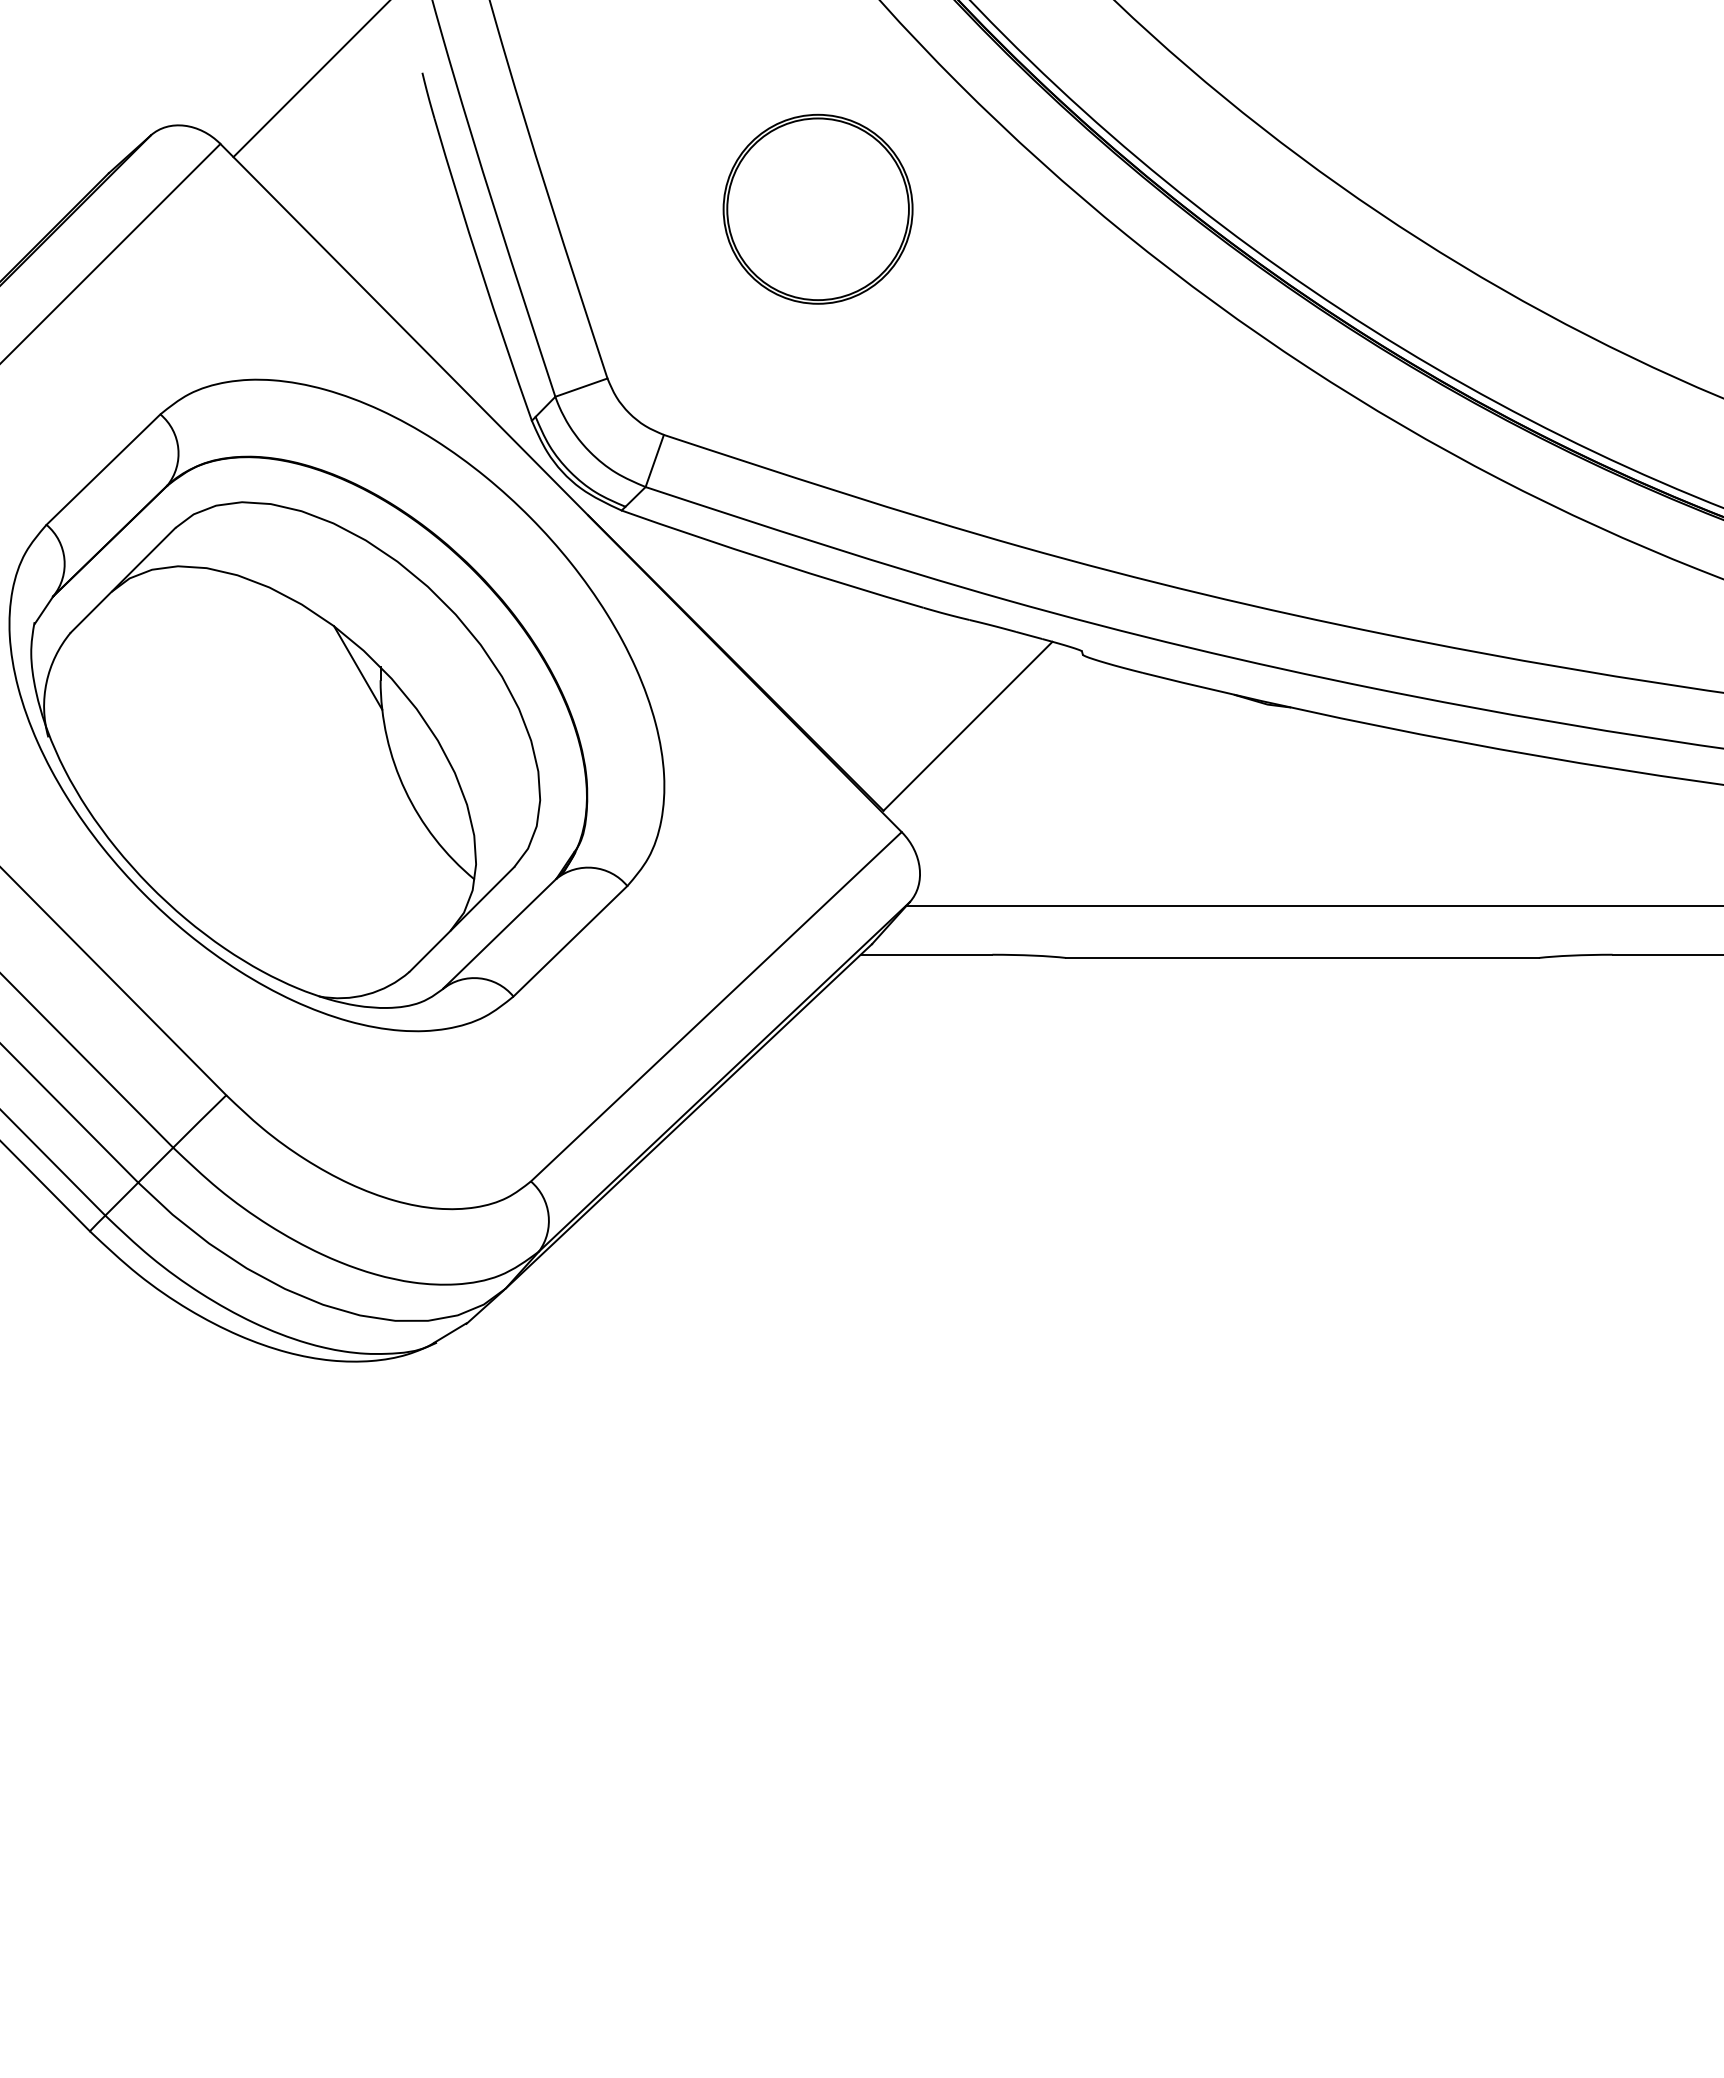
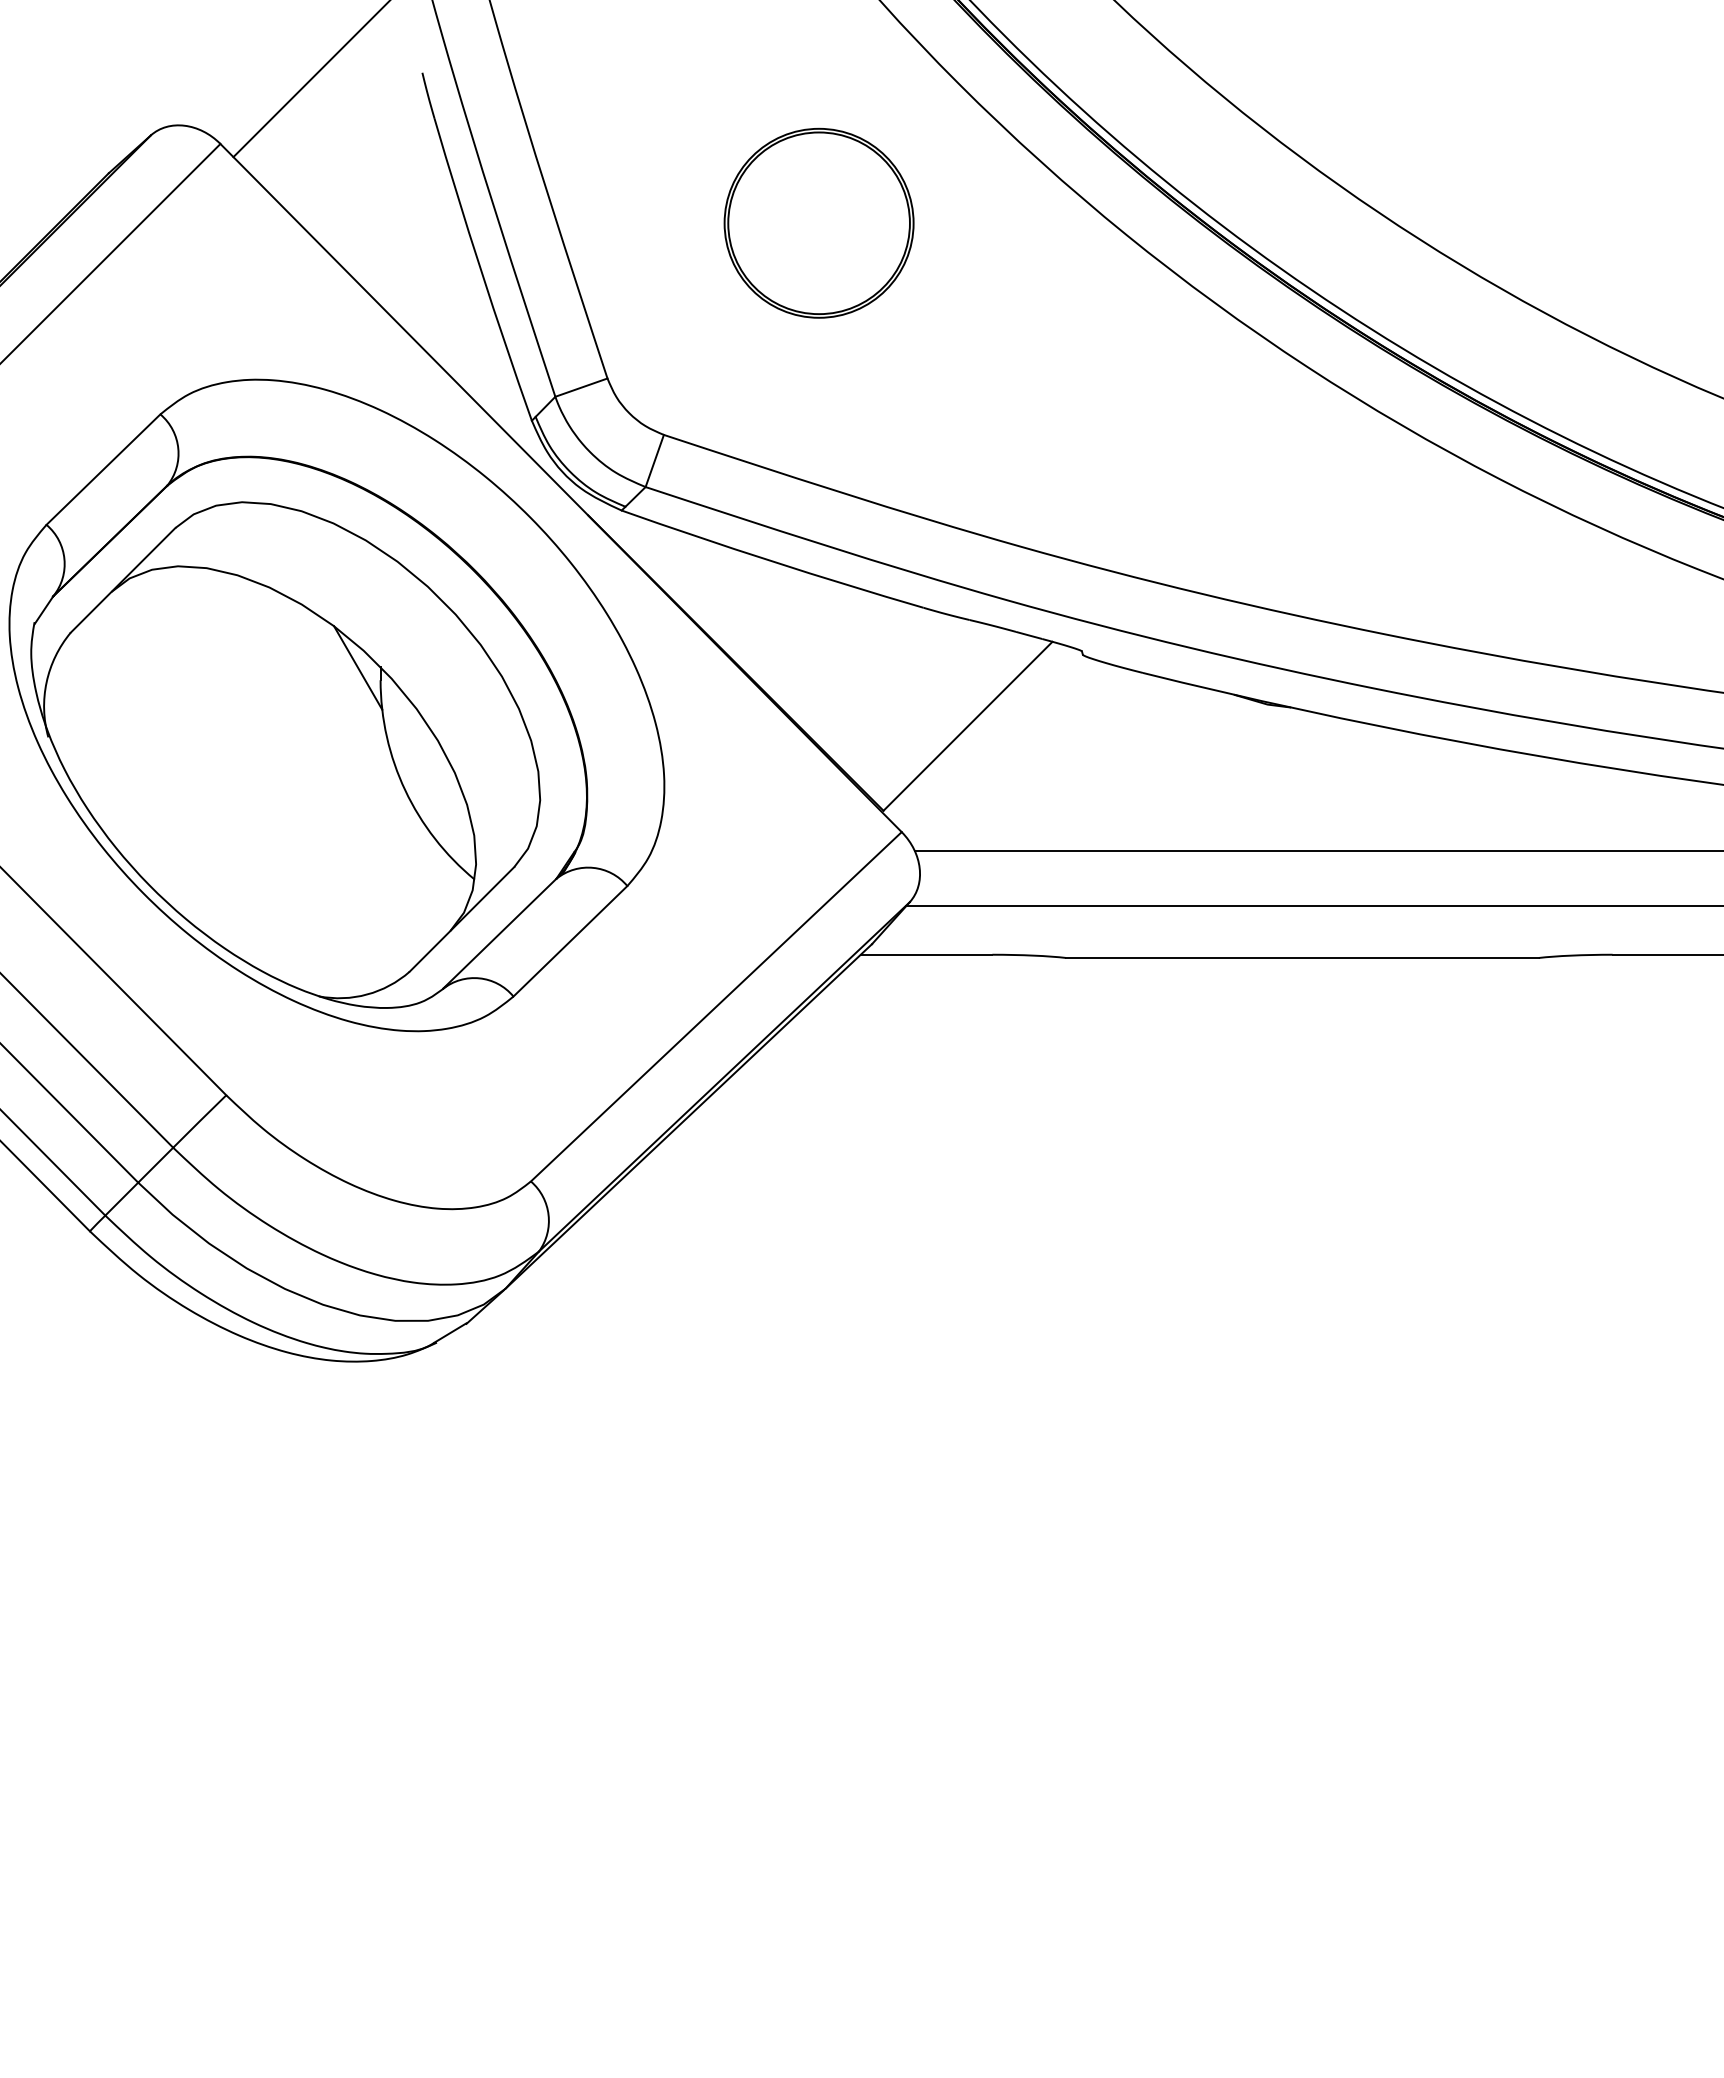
part position: (817, 208) -> (818, 222) (818, 222)
line: none -> present (1317, 850)
